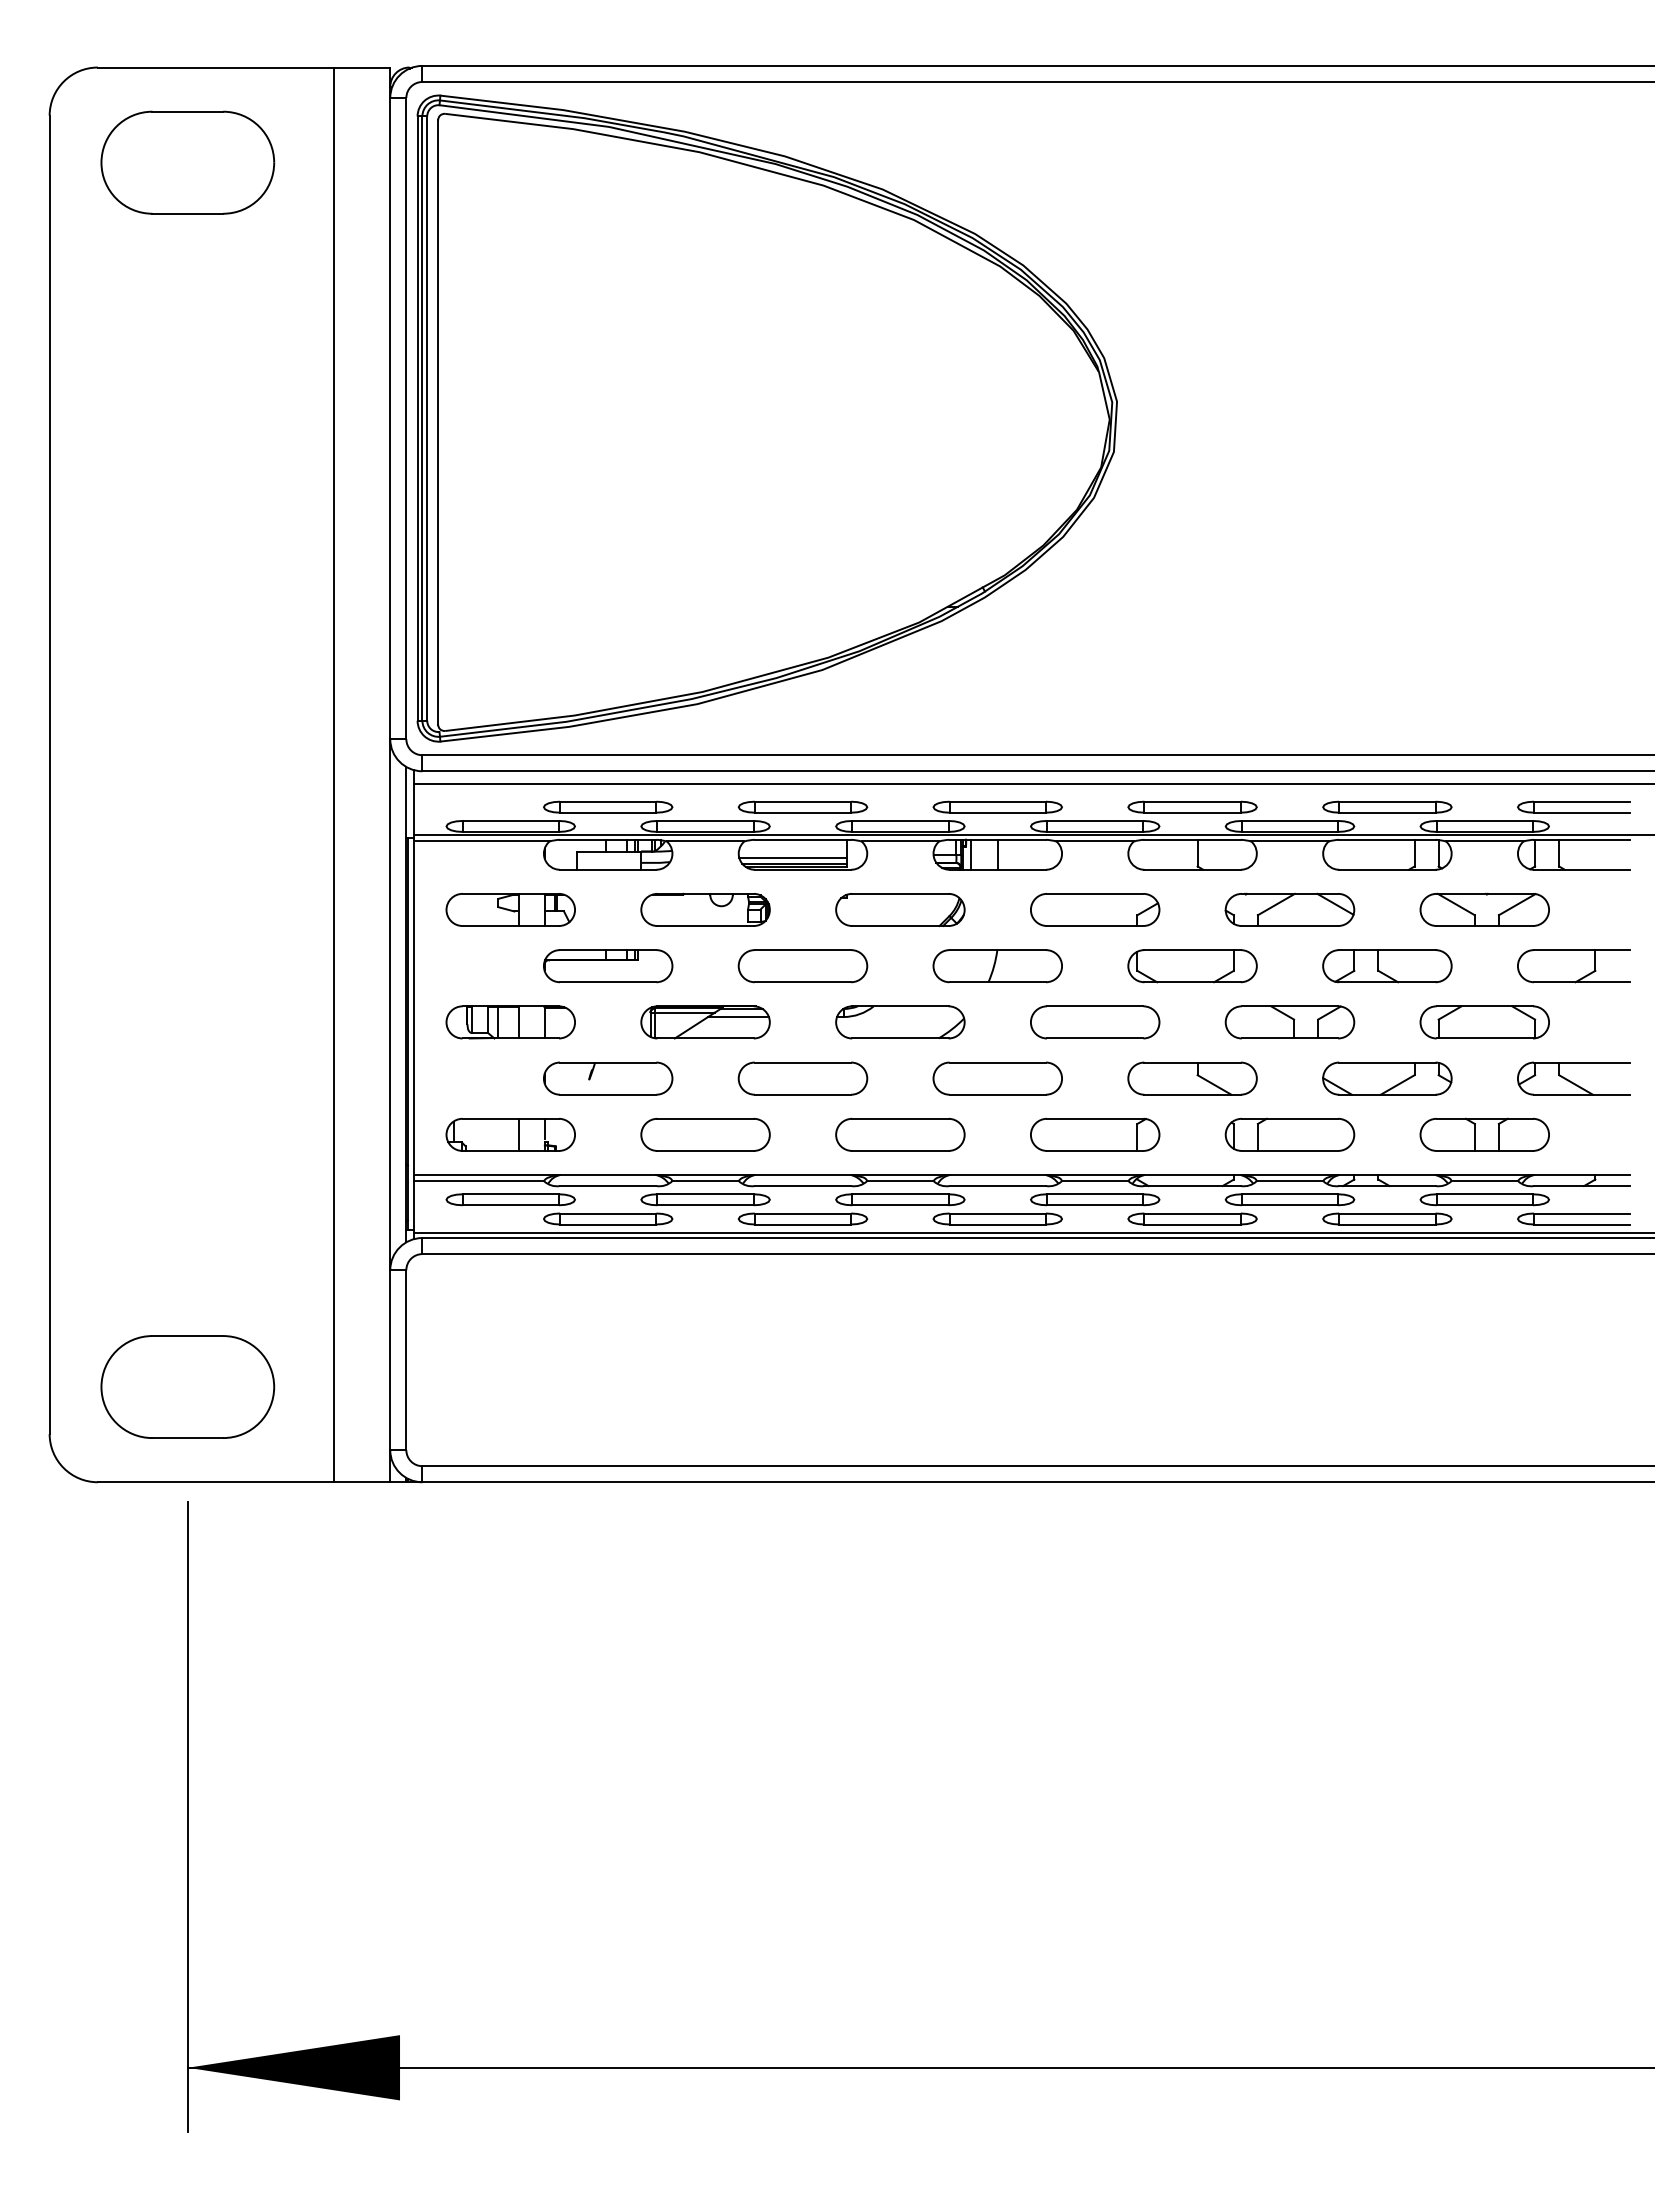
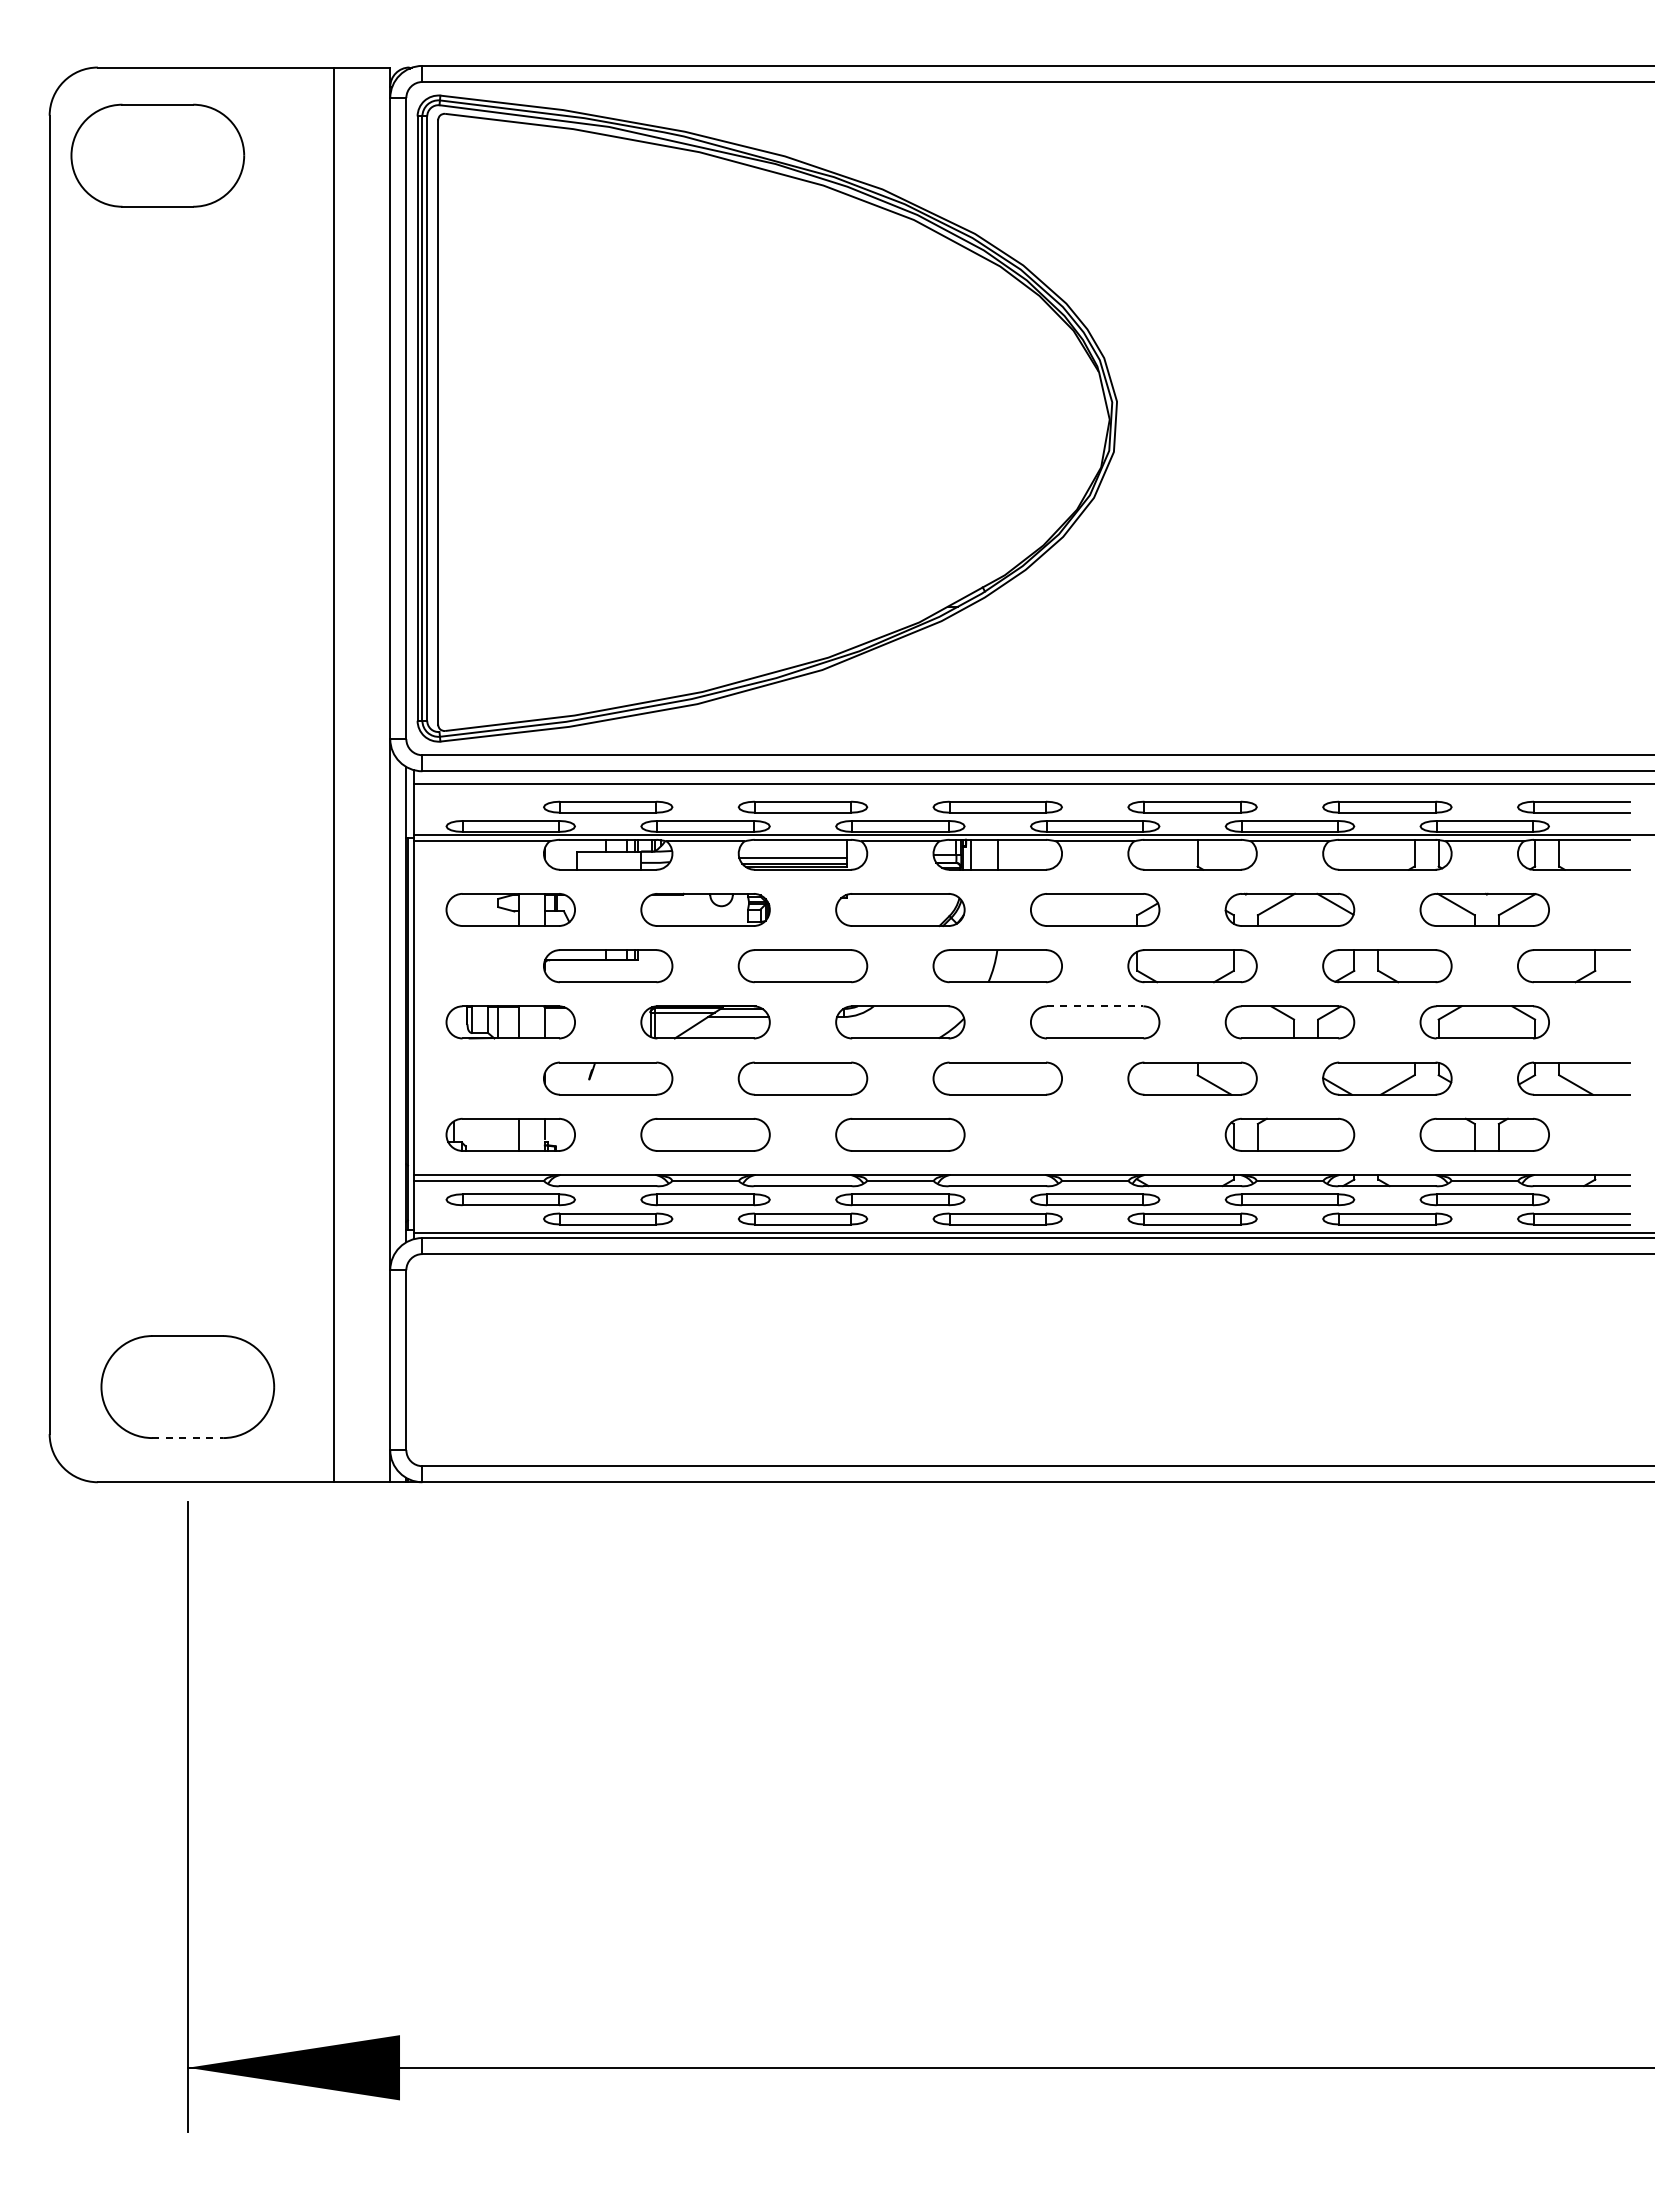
part position: (187, 162) -> (157, 155) (157, 155)
line: solid -> dashed (1095, 1006)
part: present -> none (1095, 1134)
line: solid -> dashed (188, 1438)
